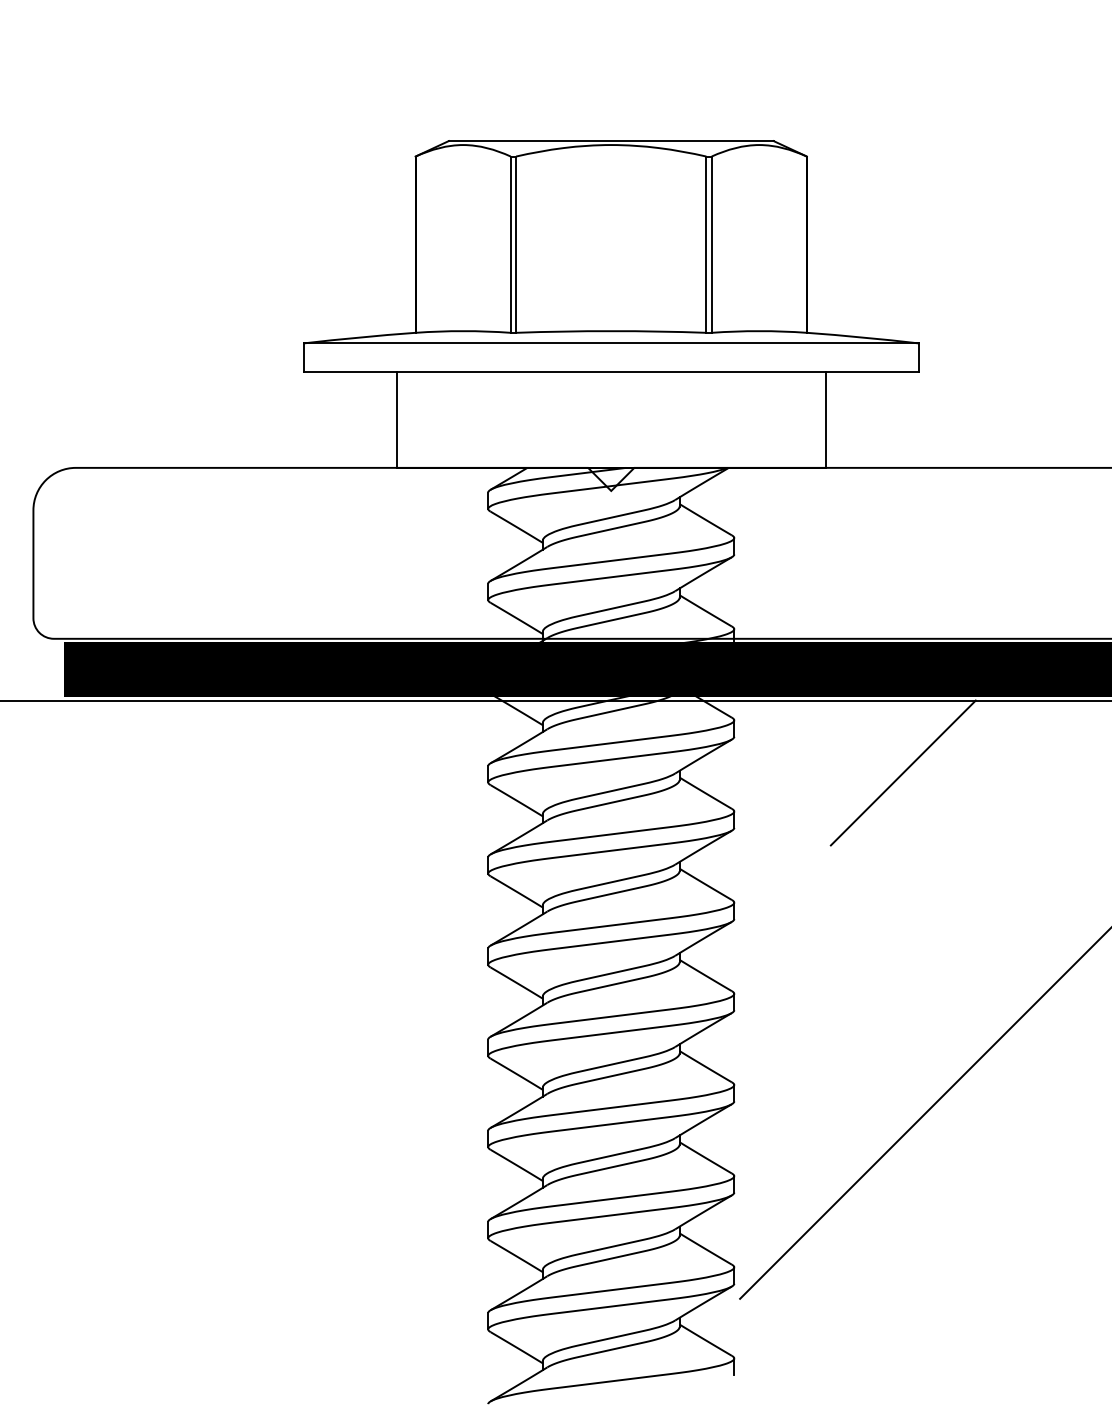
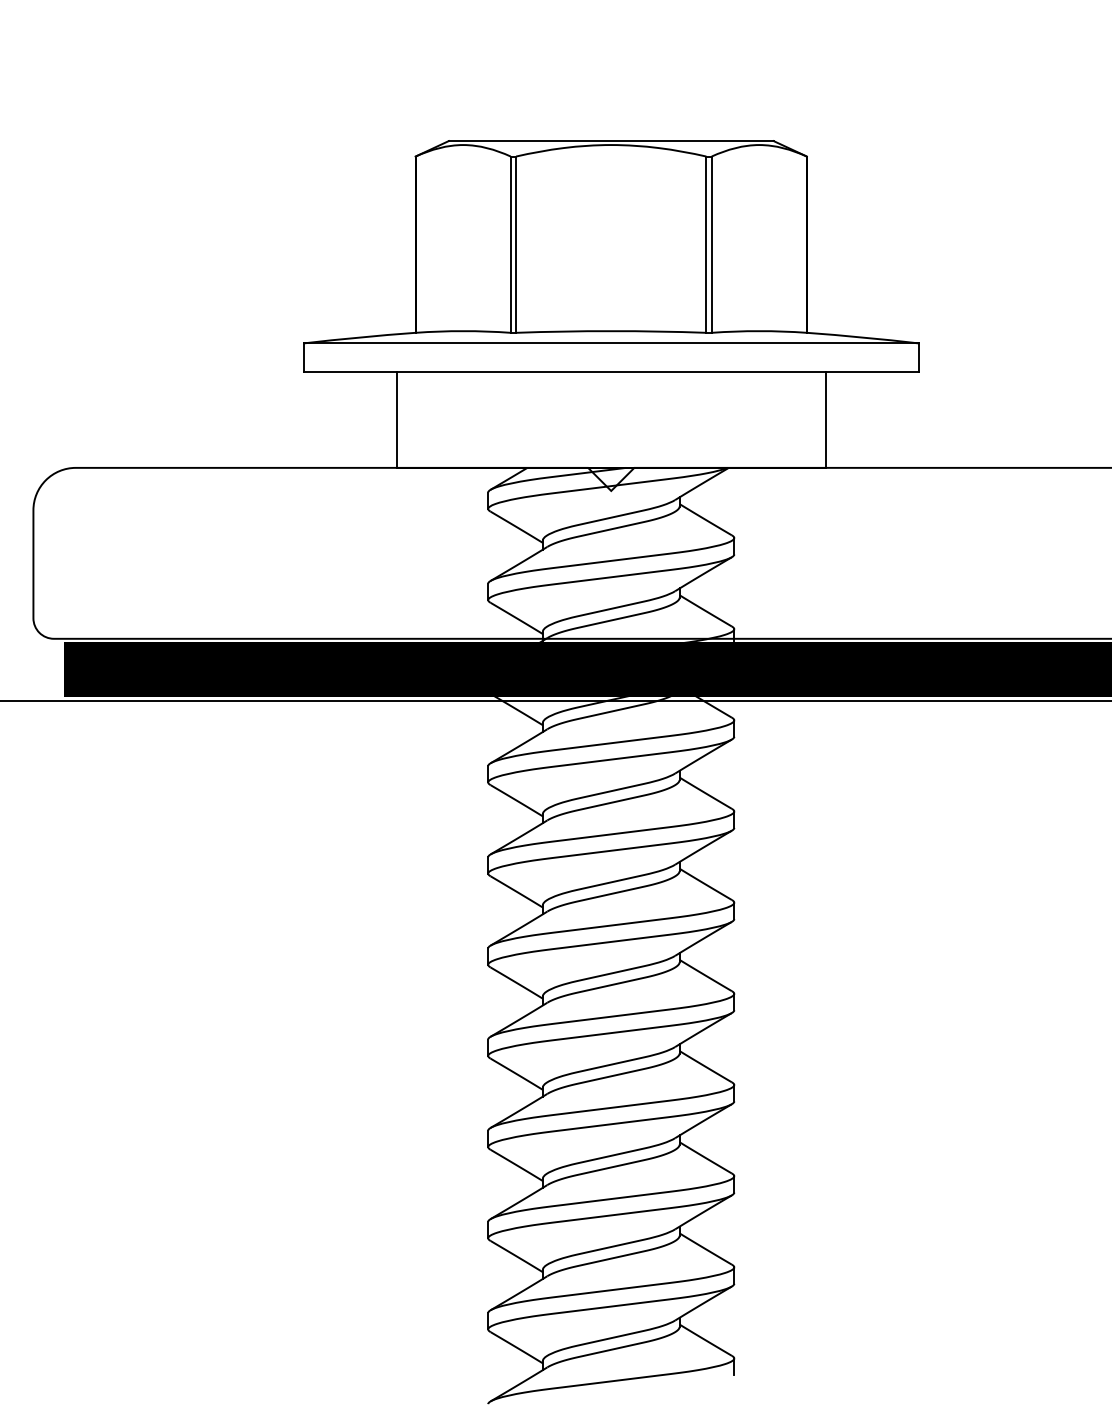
line: present -> none (902, 772)
line: present -> none (924, 1114)
